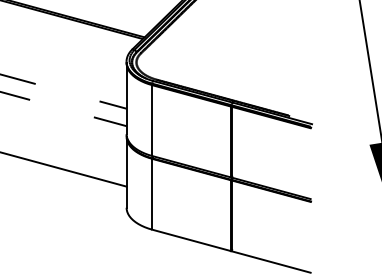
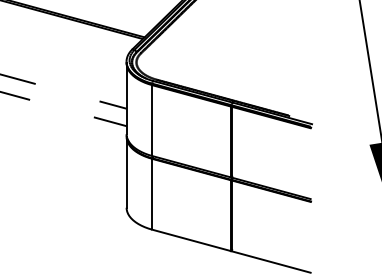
line: present -> none (64, 169)
